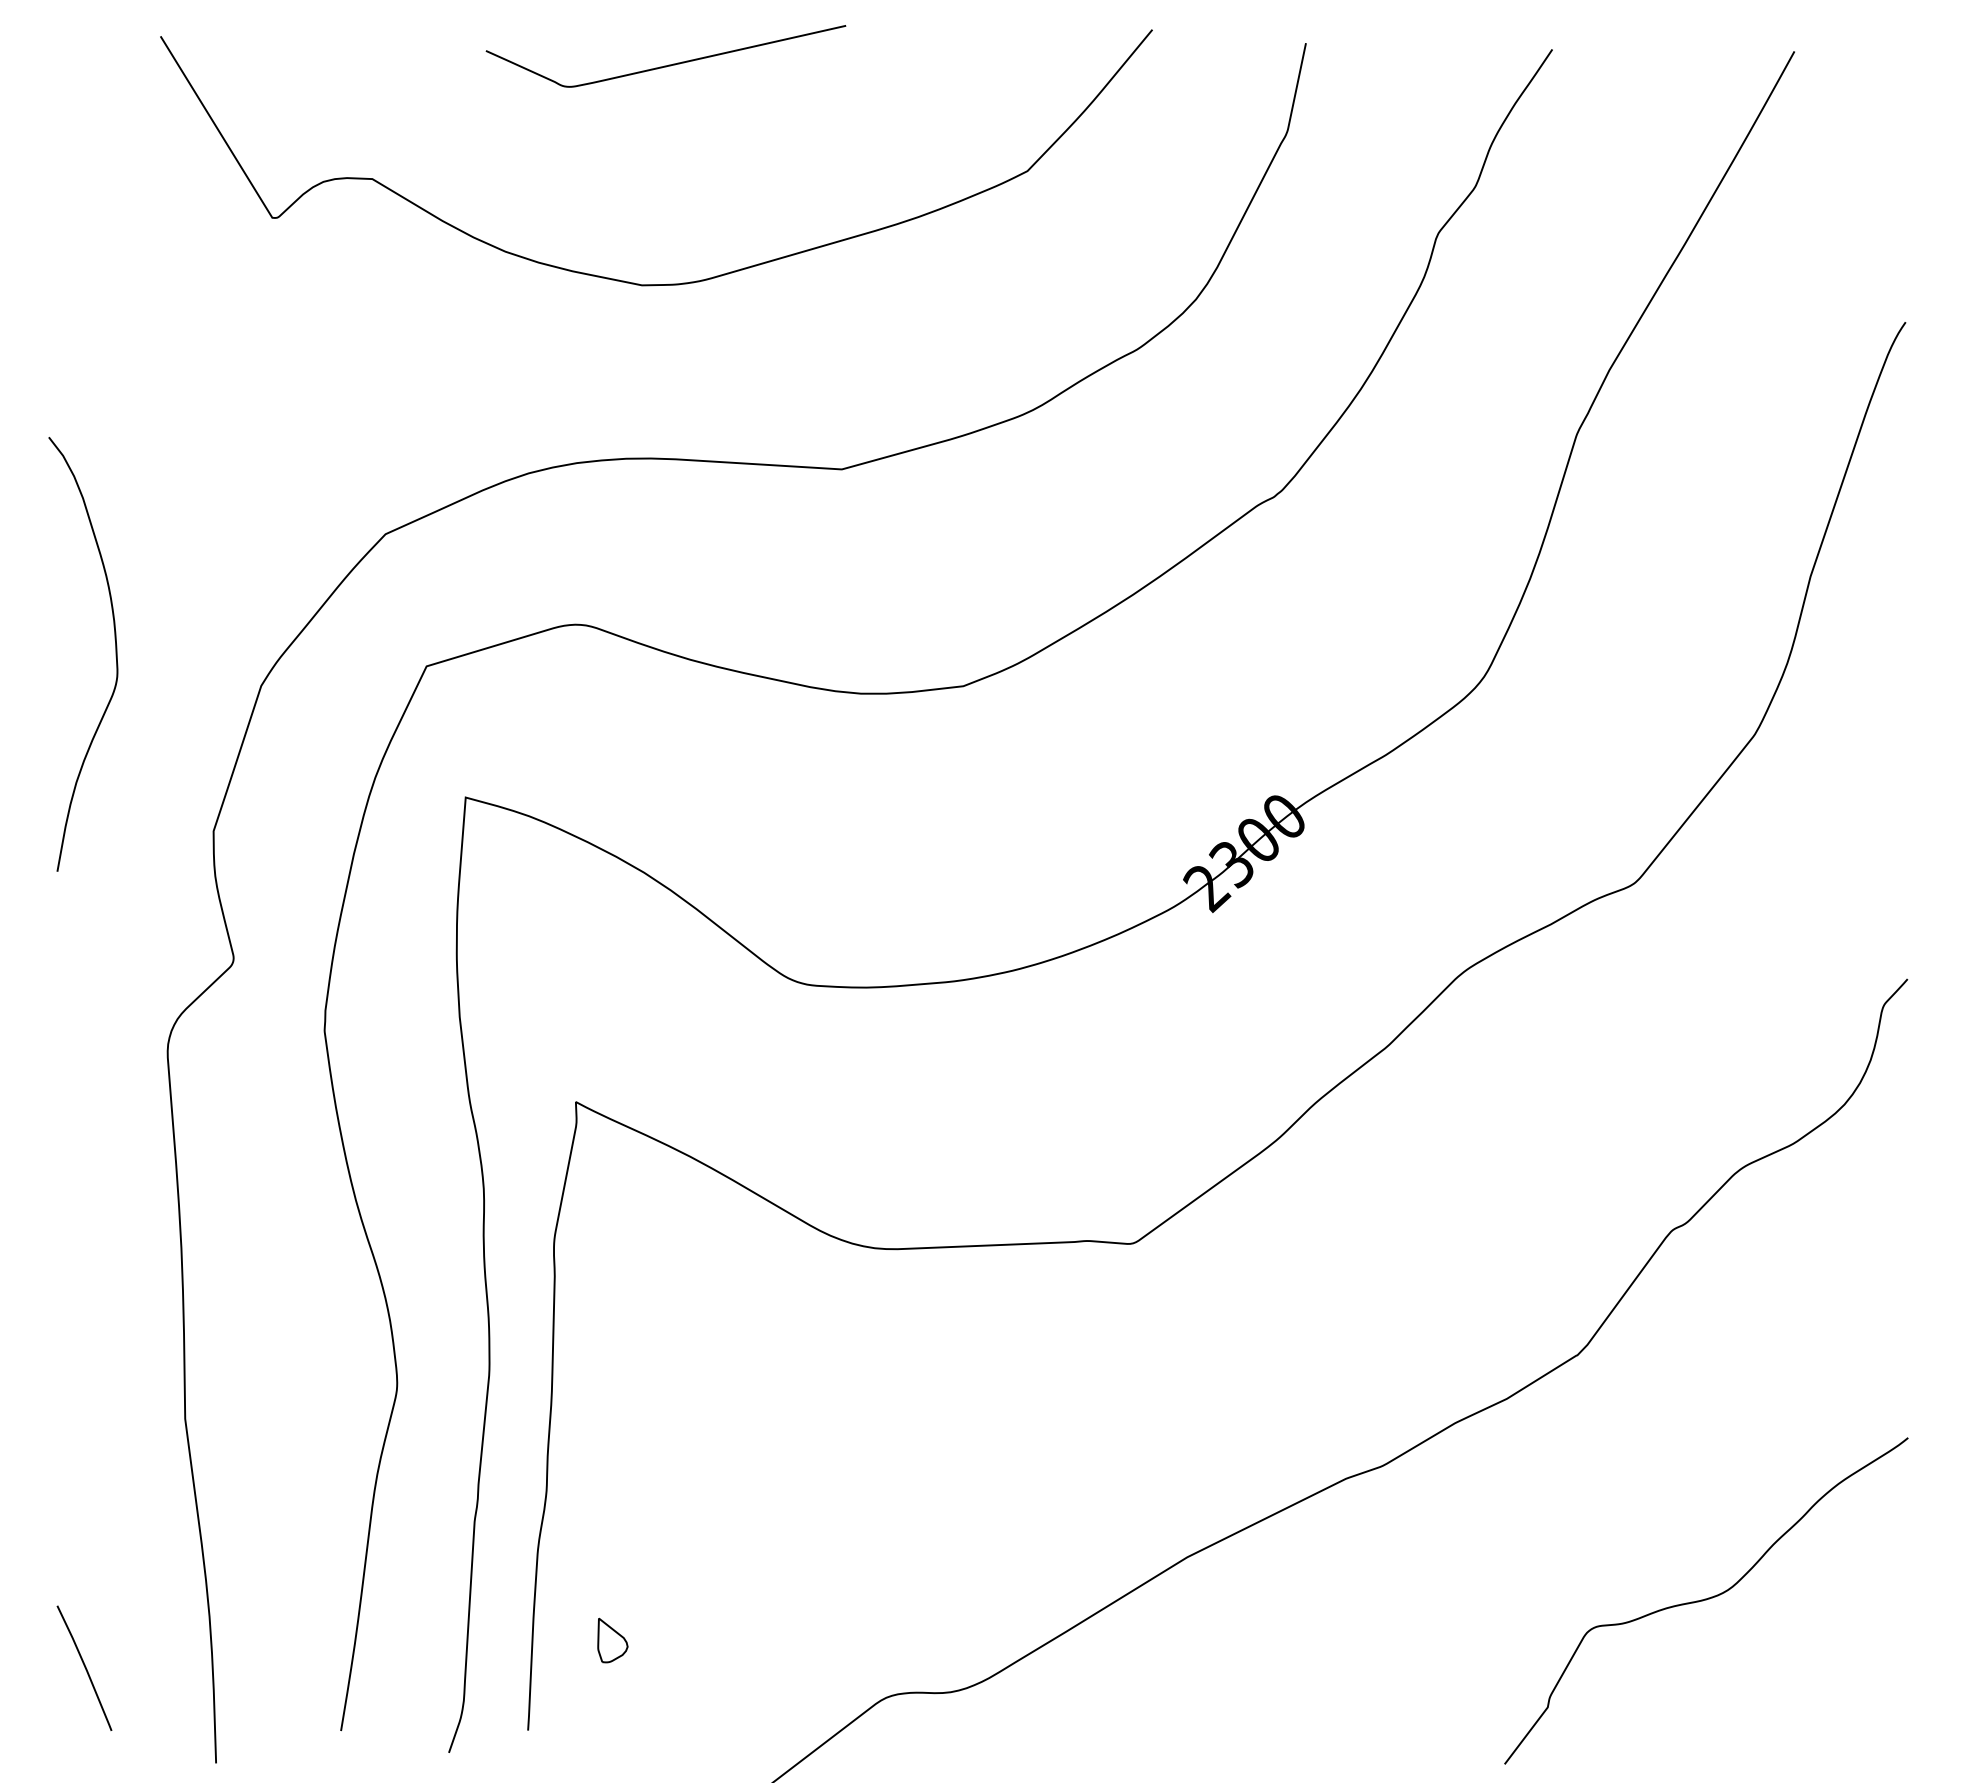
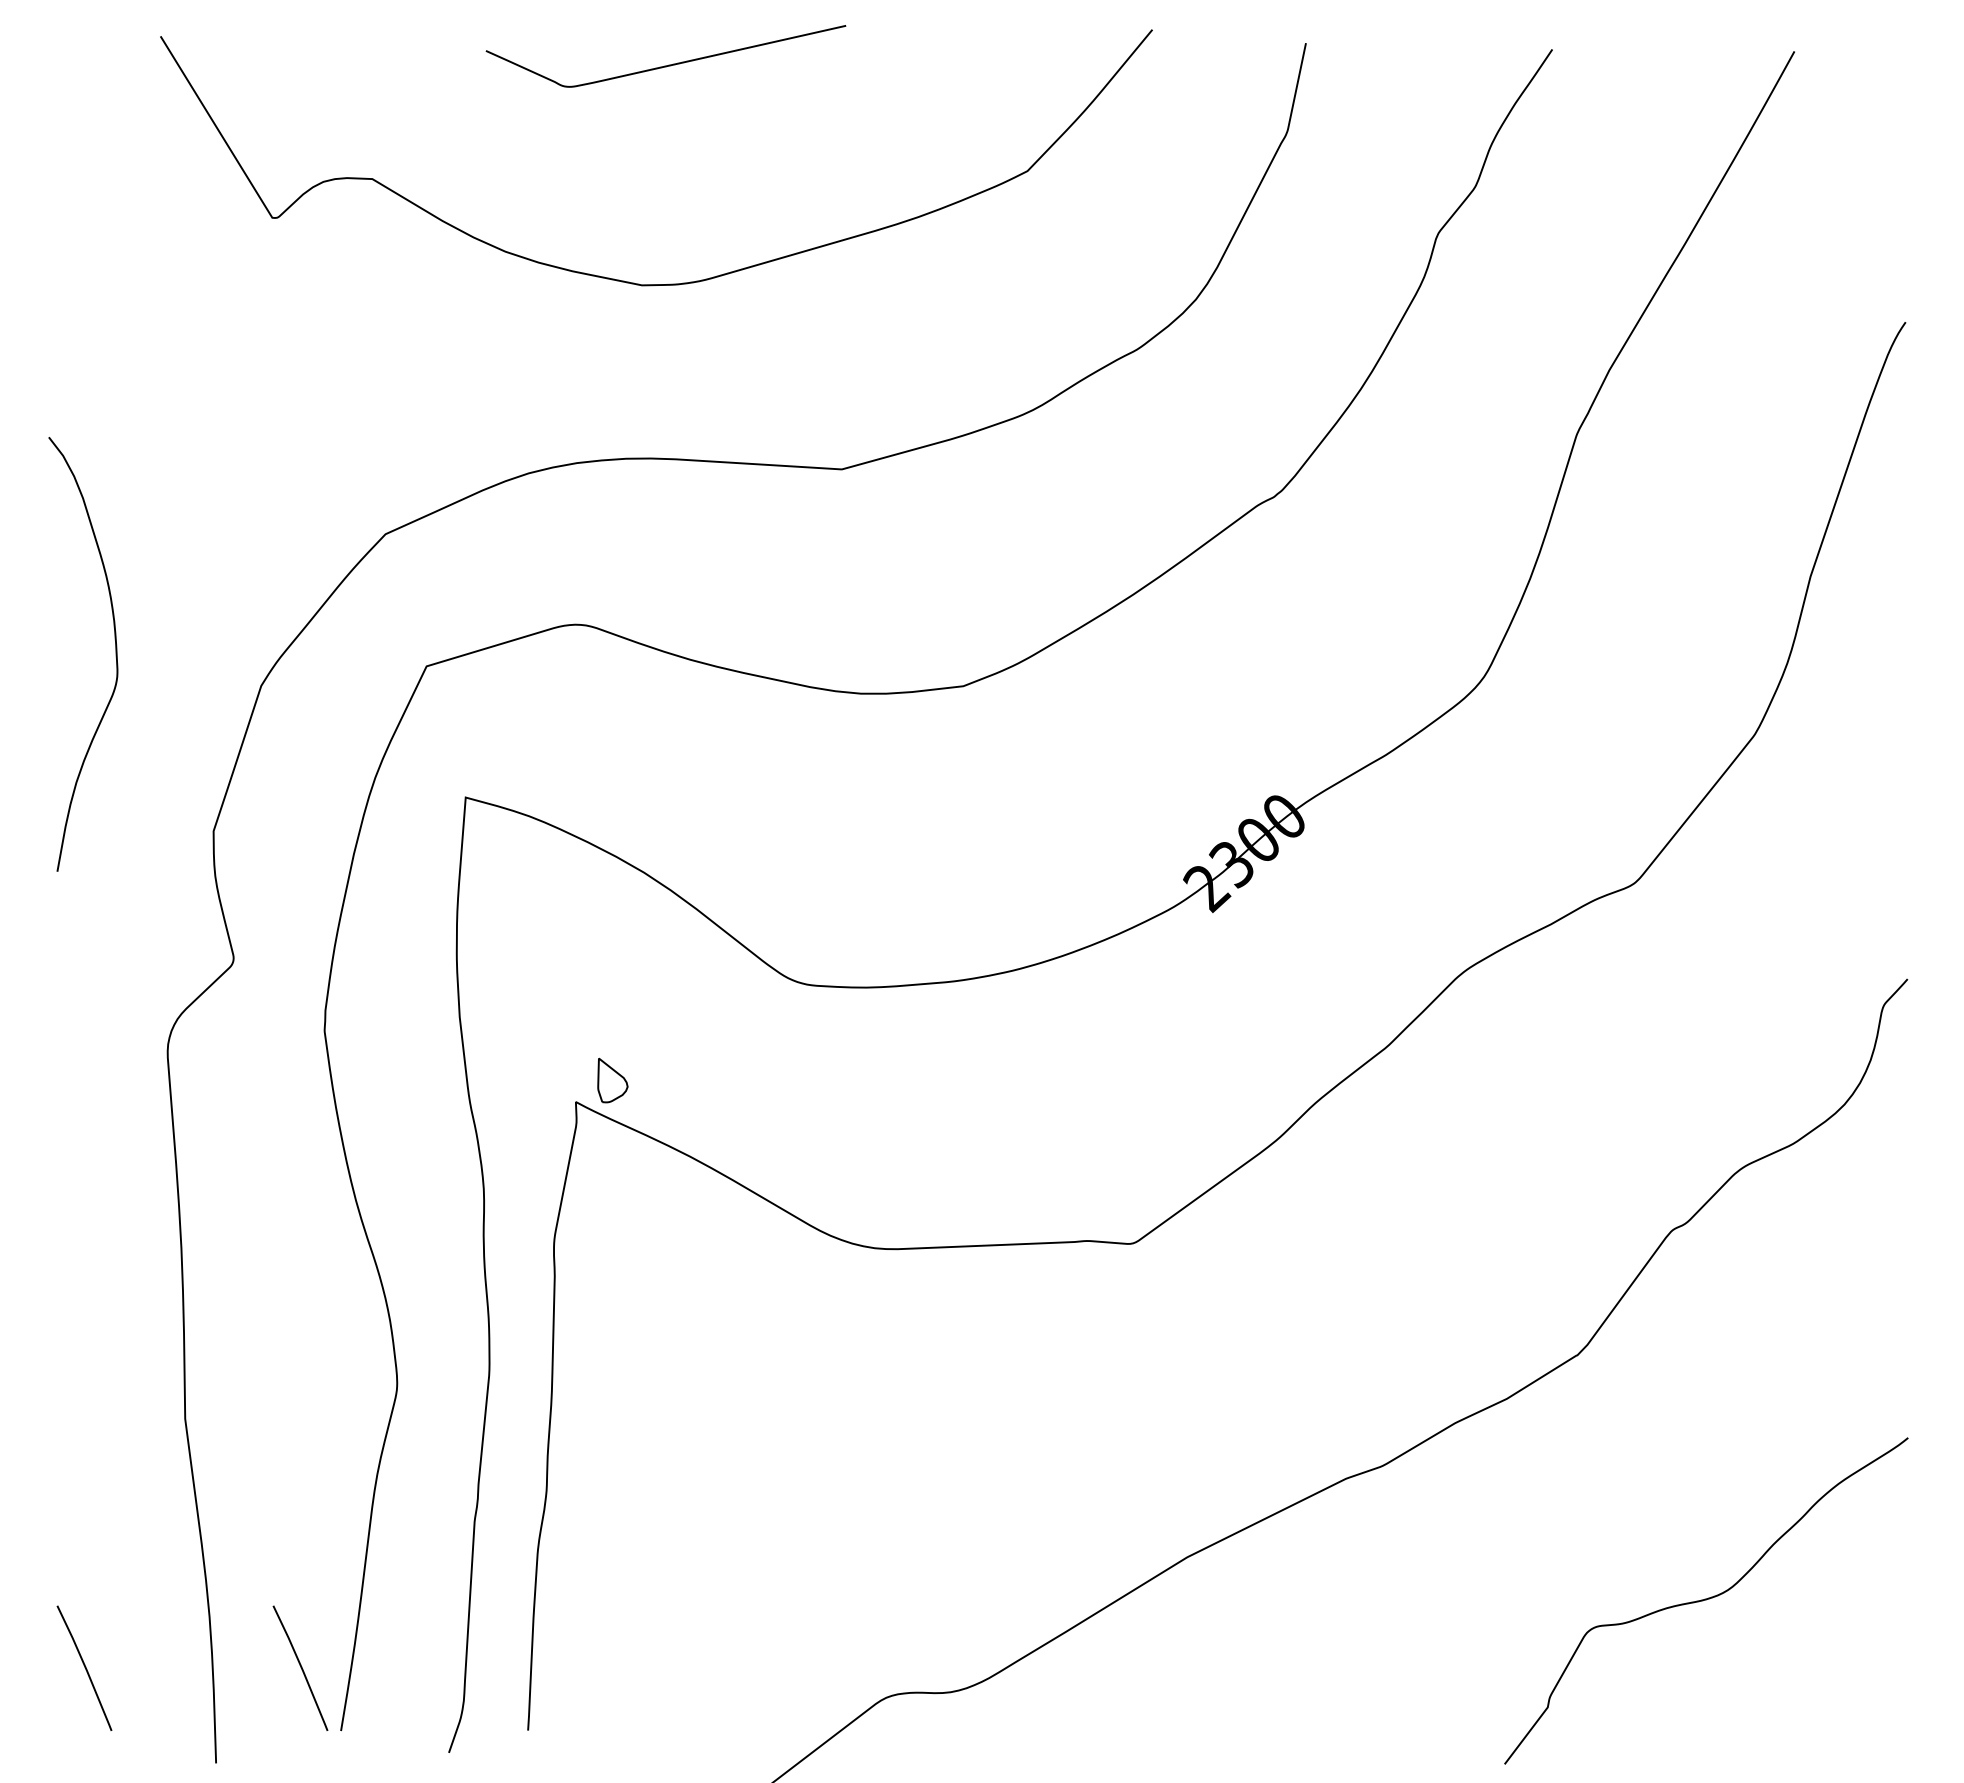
part position: (612, 1640) -> (612, 1080) (612, 1080)
line: none -> present (300, 1667)
